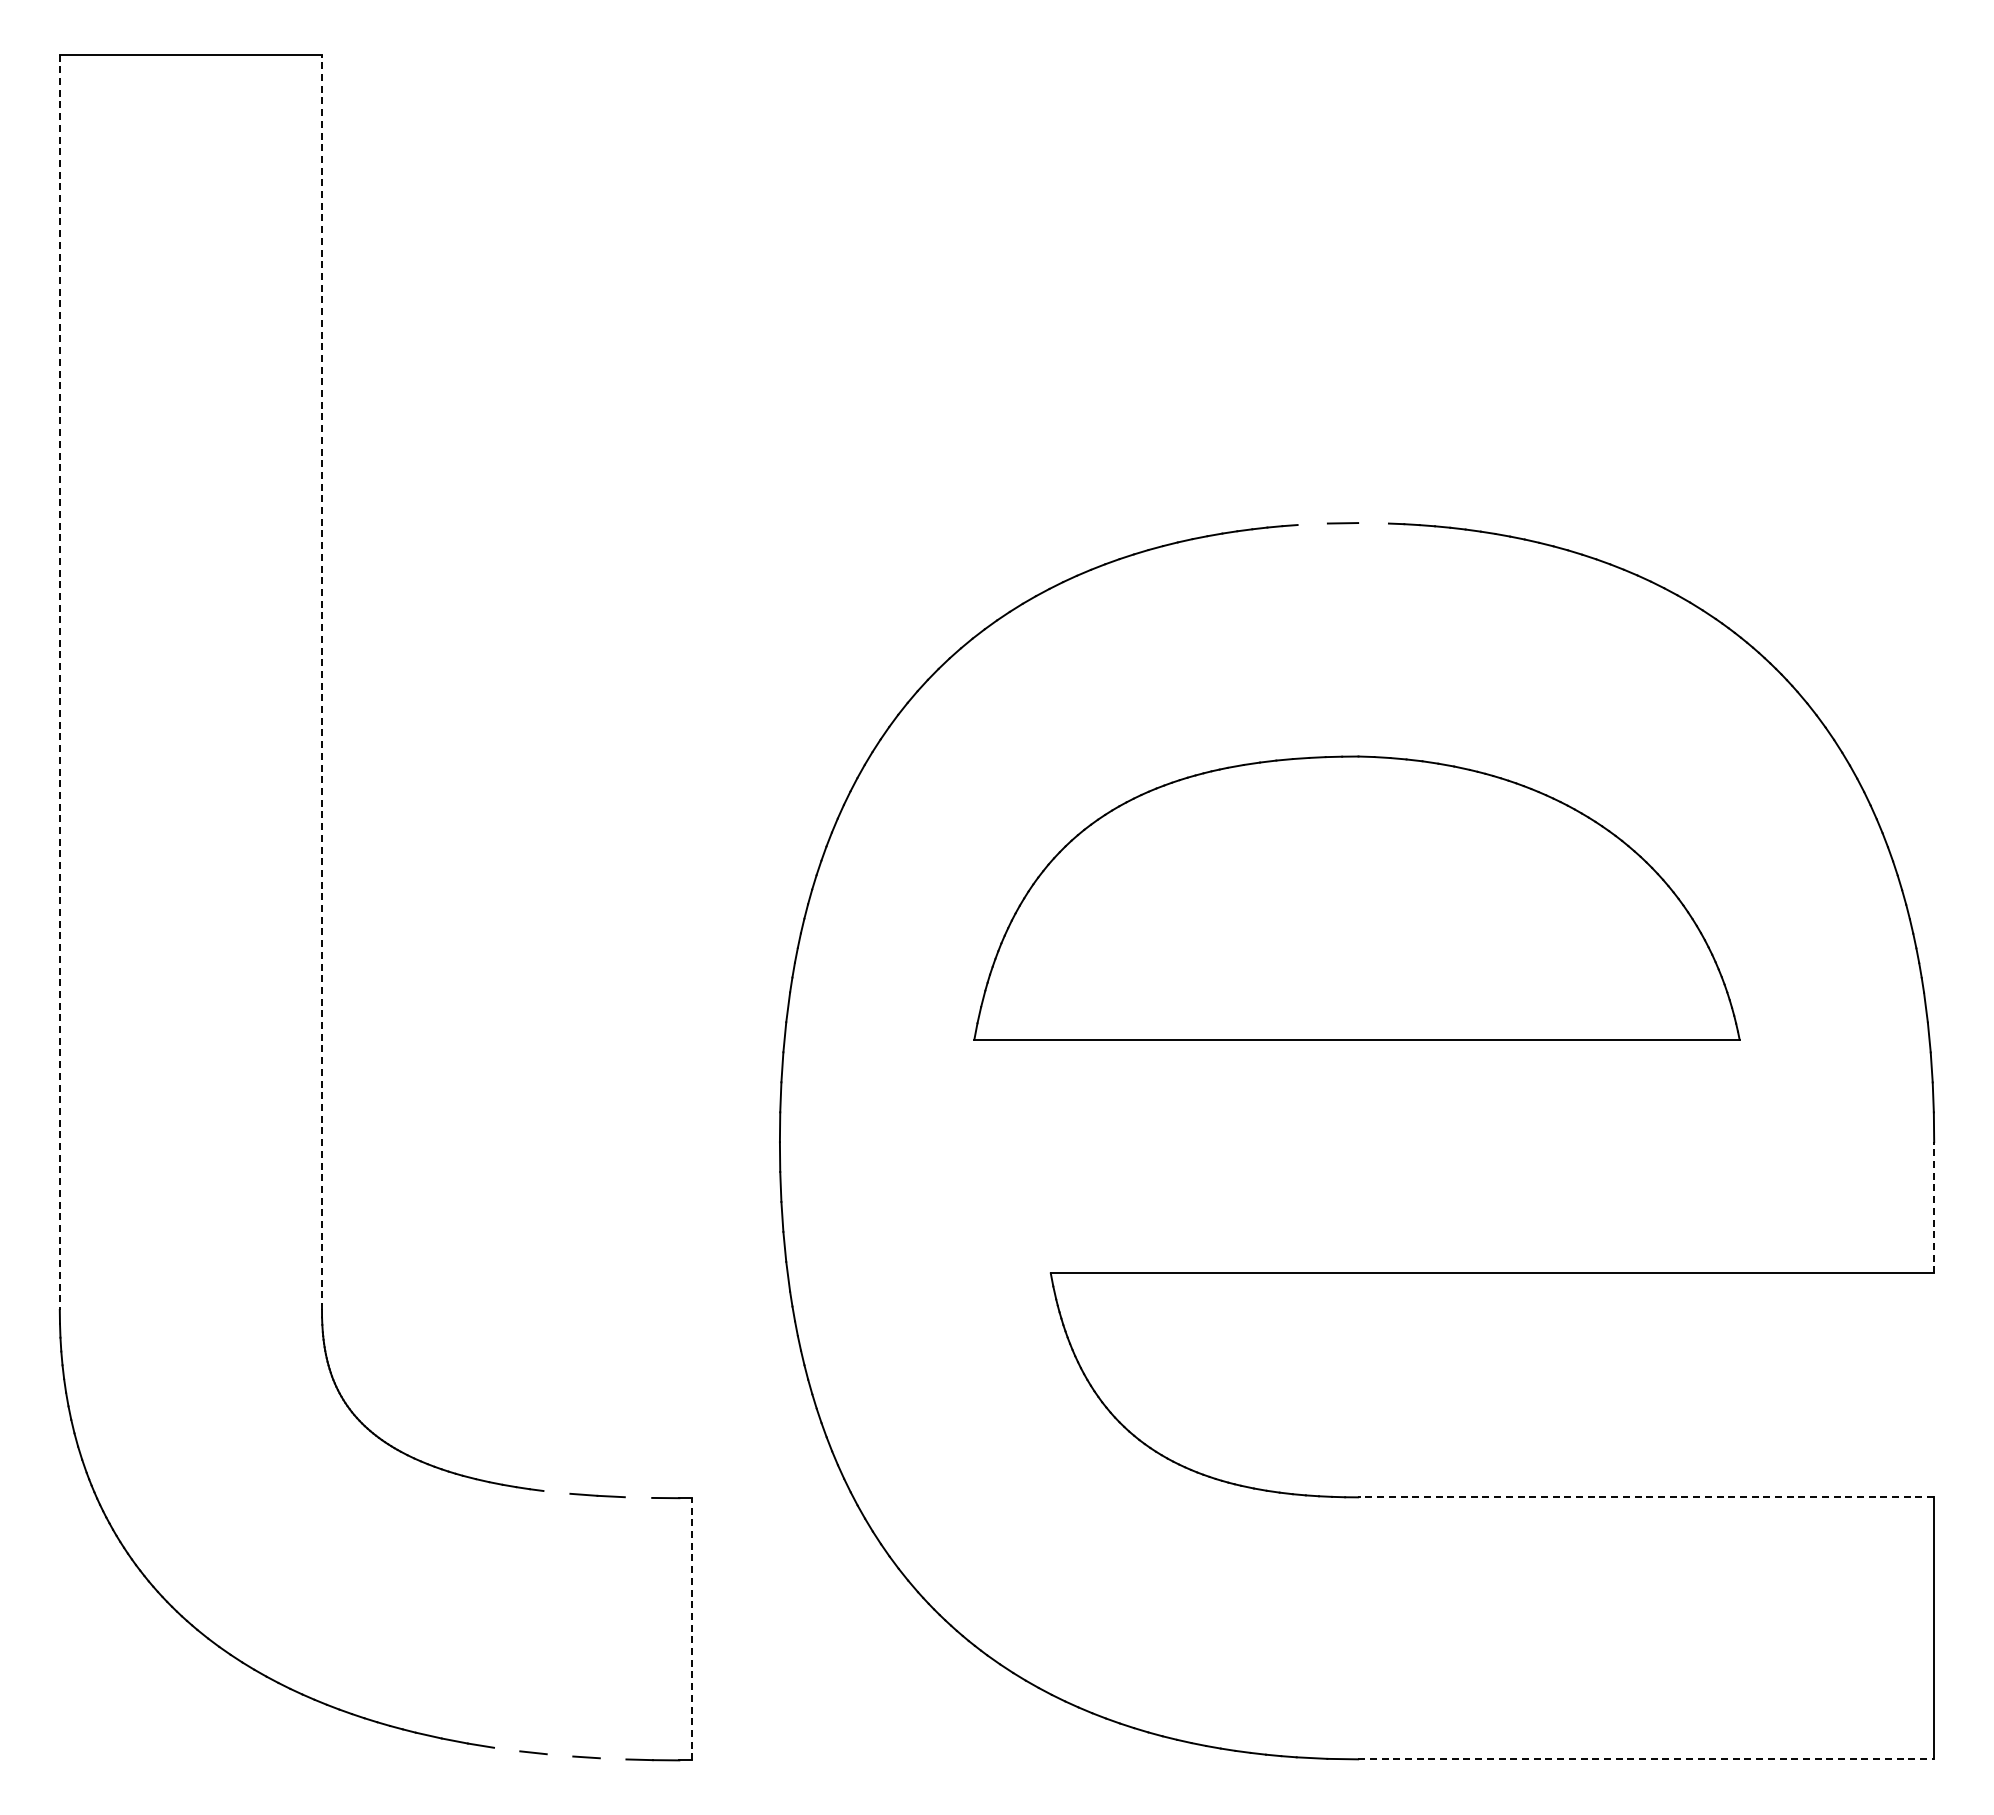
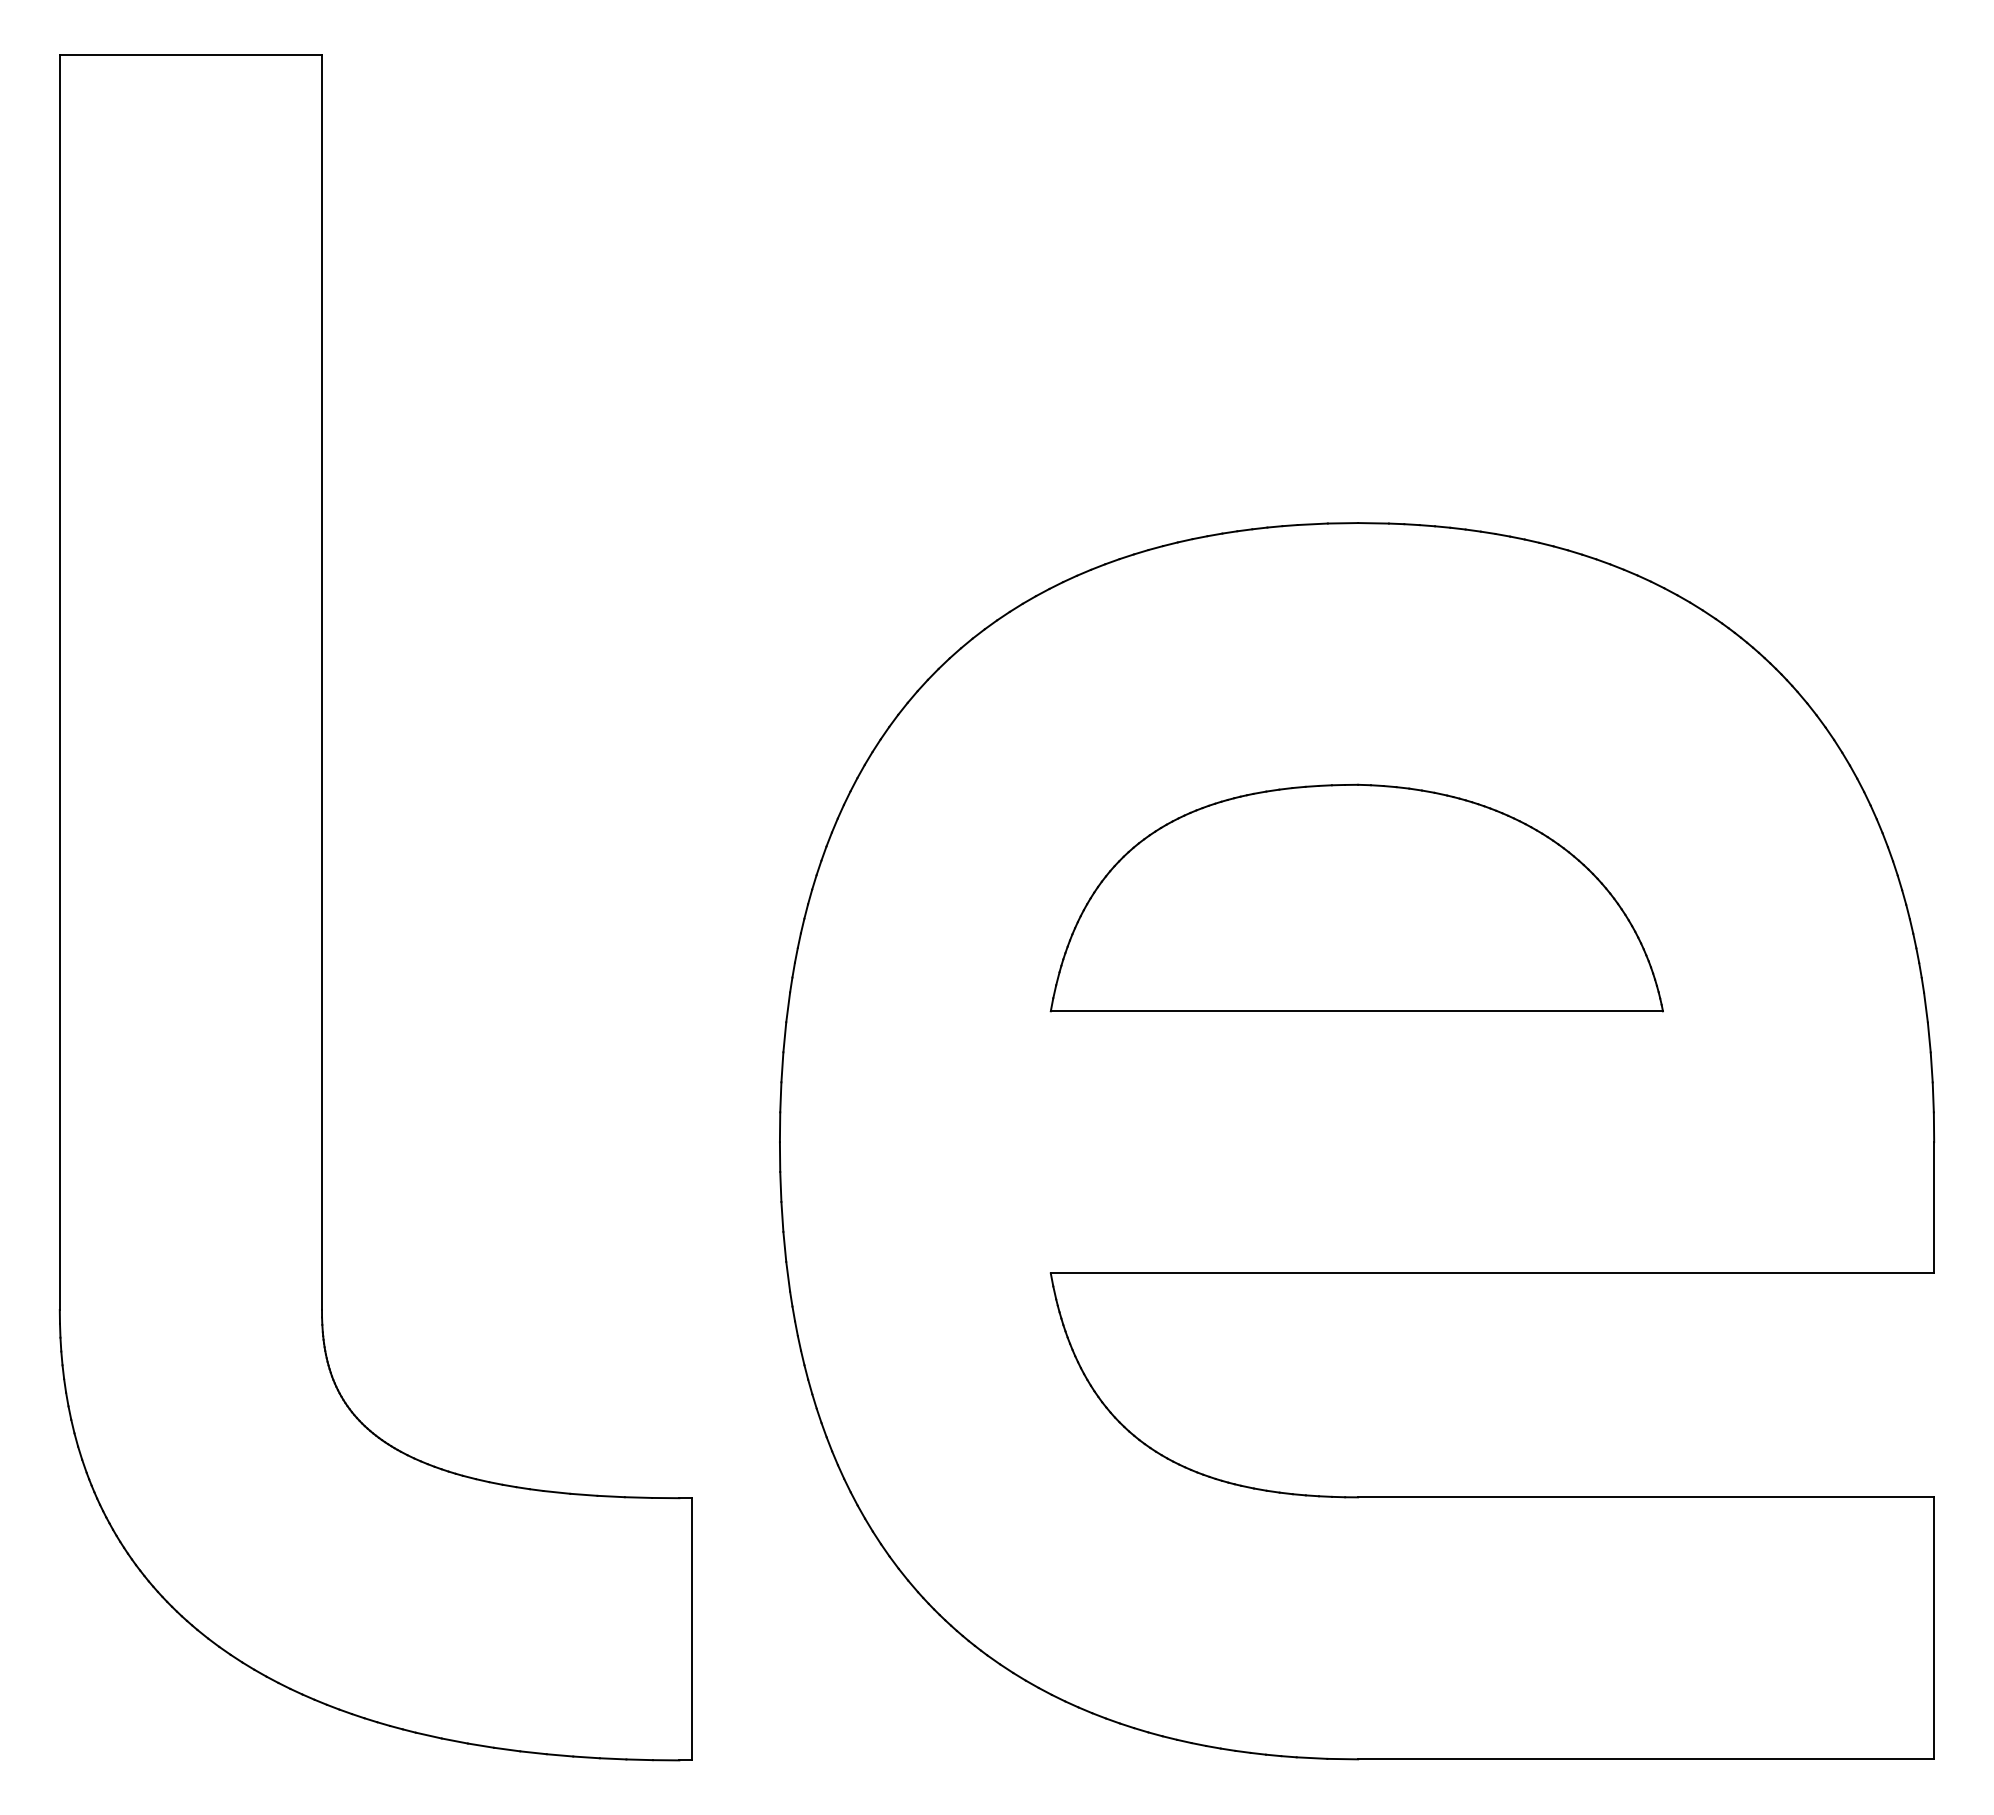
line: none -> present (1373, 523)
line: none -> present (1312, 524)
line: dashed -> solid (59, 682)
line: dashed -> solid (322, 682)
part size: 768x286 px -> 615x230 px (1356, 897)
line: dashed -> solid (1934, 1207)
line: none -> present (556, 1492)
line: none -> present (638, 1497)
line: dashed -> solid (1645, 1497)
line: dashed -> solid (691, 1628)
line: none -> present (507, 1749)
line: none -> present (559, 1755)
line: none -> present (612, 1758)
line: dashed -> solid (1646, 1759)
